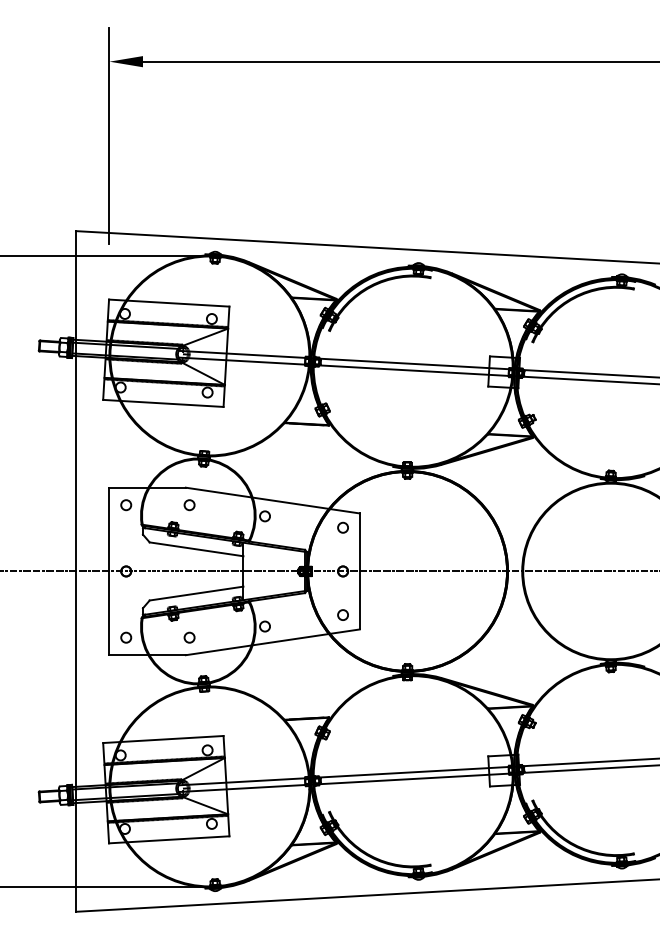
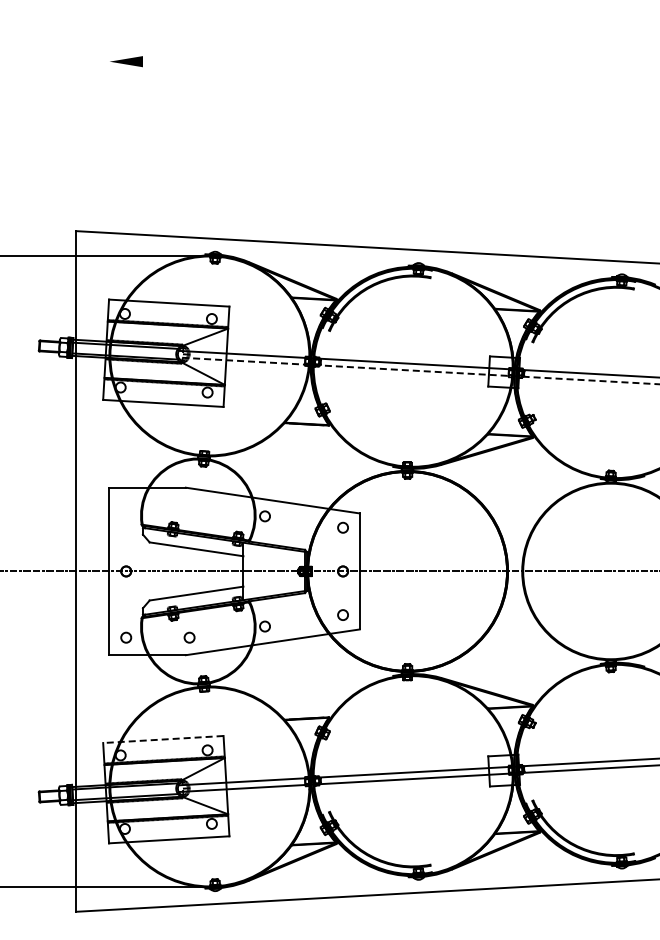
line: present -> none (399, 61)
line: present -> none (109, 135)
line: solid -> dashed (419, 370)
circle: present -> none (126, 505)
circle: present -> none (189, 505)
line: solid -> dashed (162, 739)
